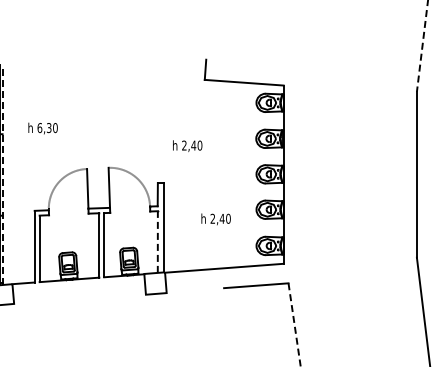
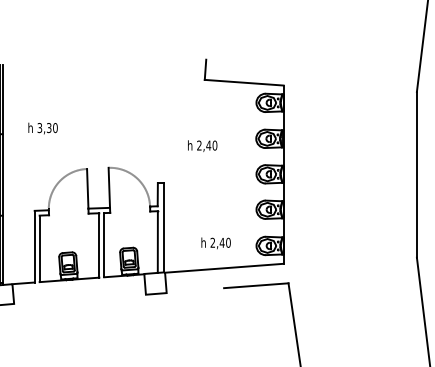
line: dashed -> solid (422, 46)
text: 6,30 -> 3,30 (39, 127)
text position: (187, 145) -> (202, 145) (202, 145)
line: dashed -> solid (2, 175)
text position: (215, 219) -> (215, 243) (215, 243)
line: dashed -> solid (157, 242)
line: dashed -> solid (294, 324)
